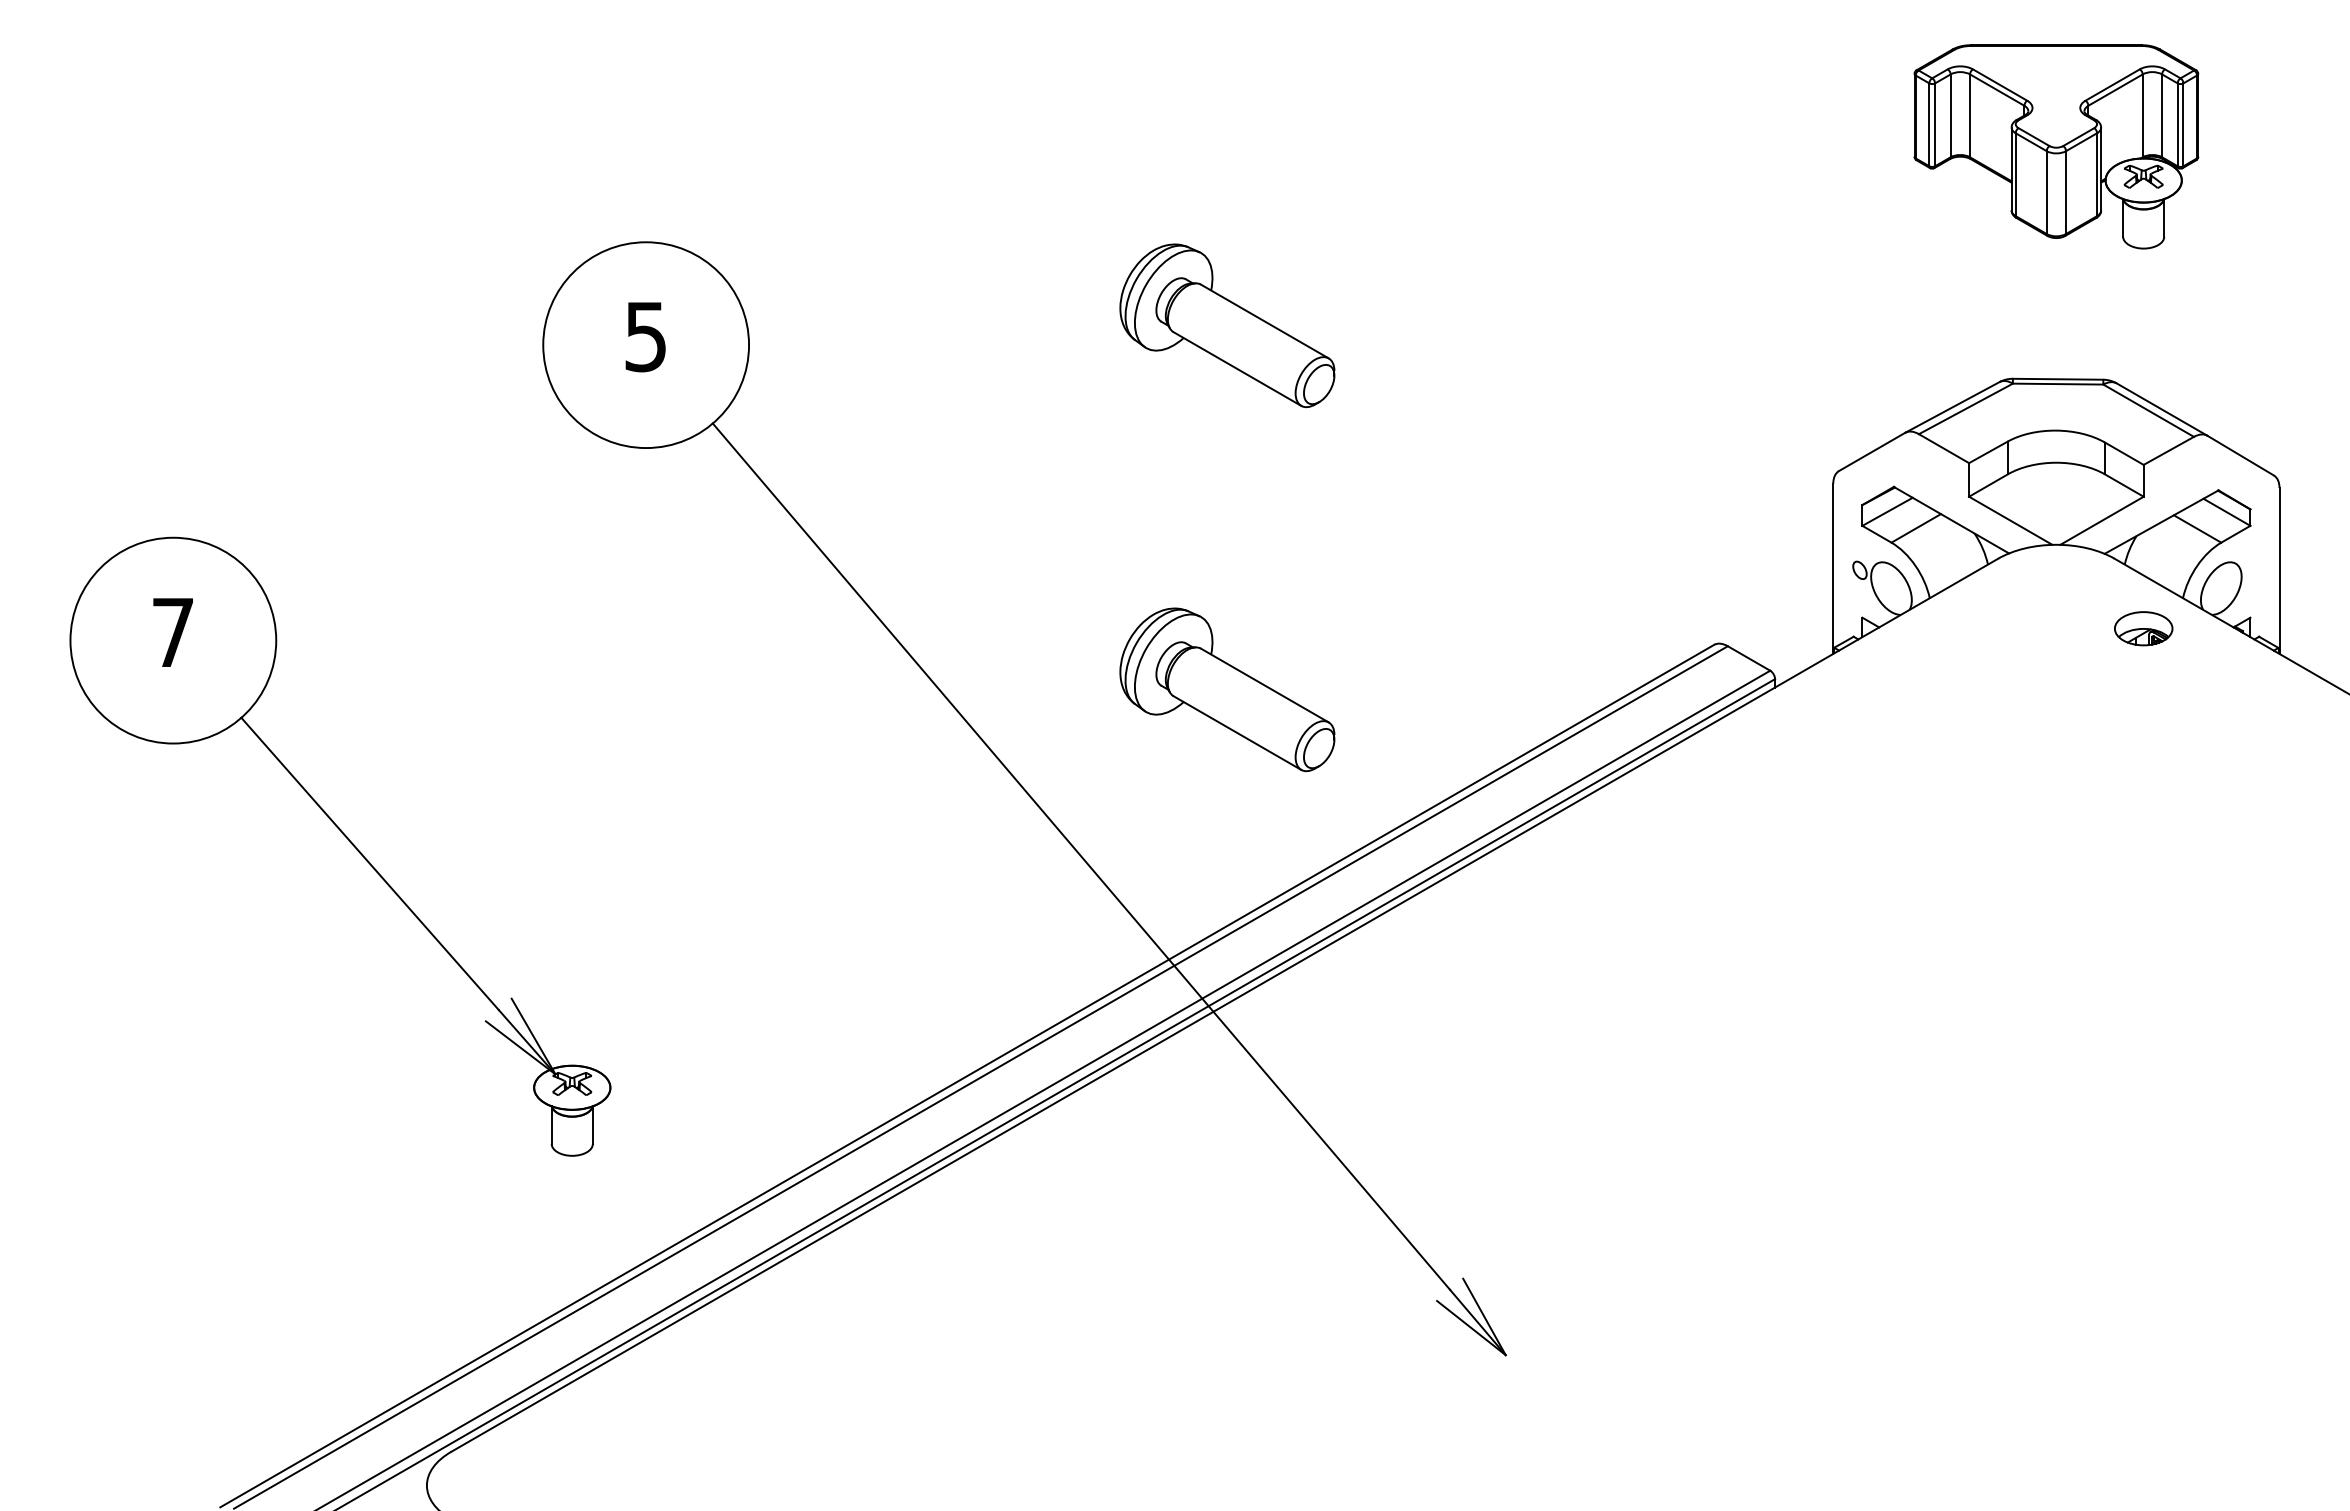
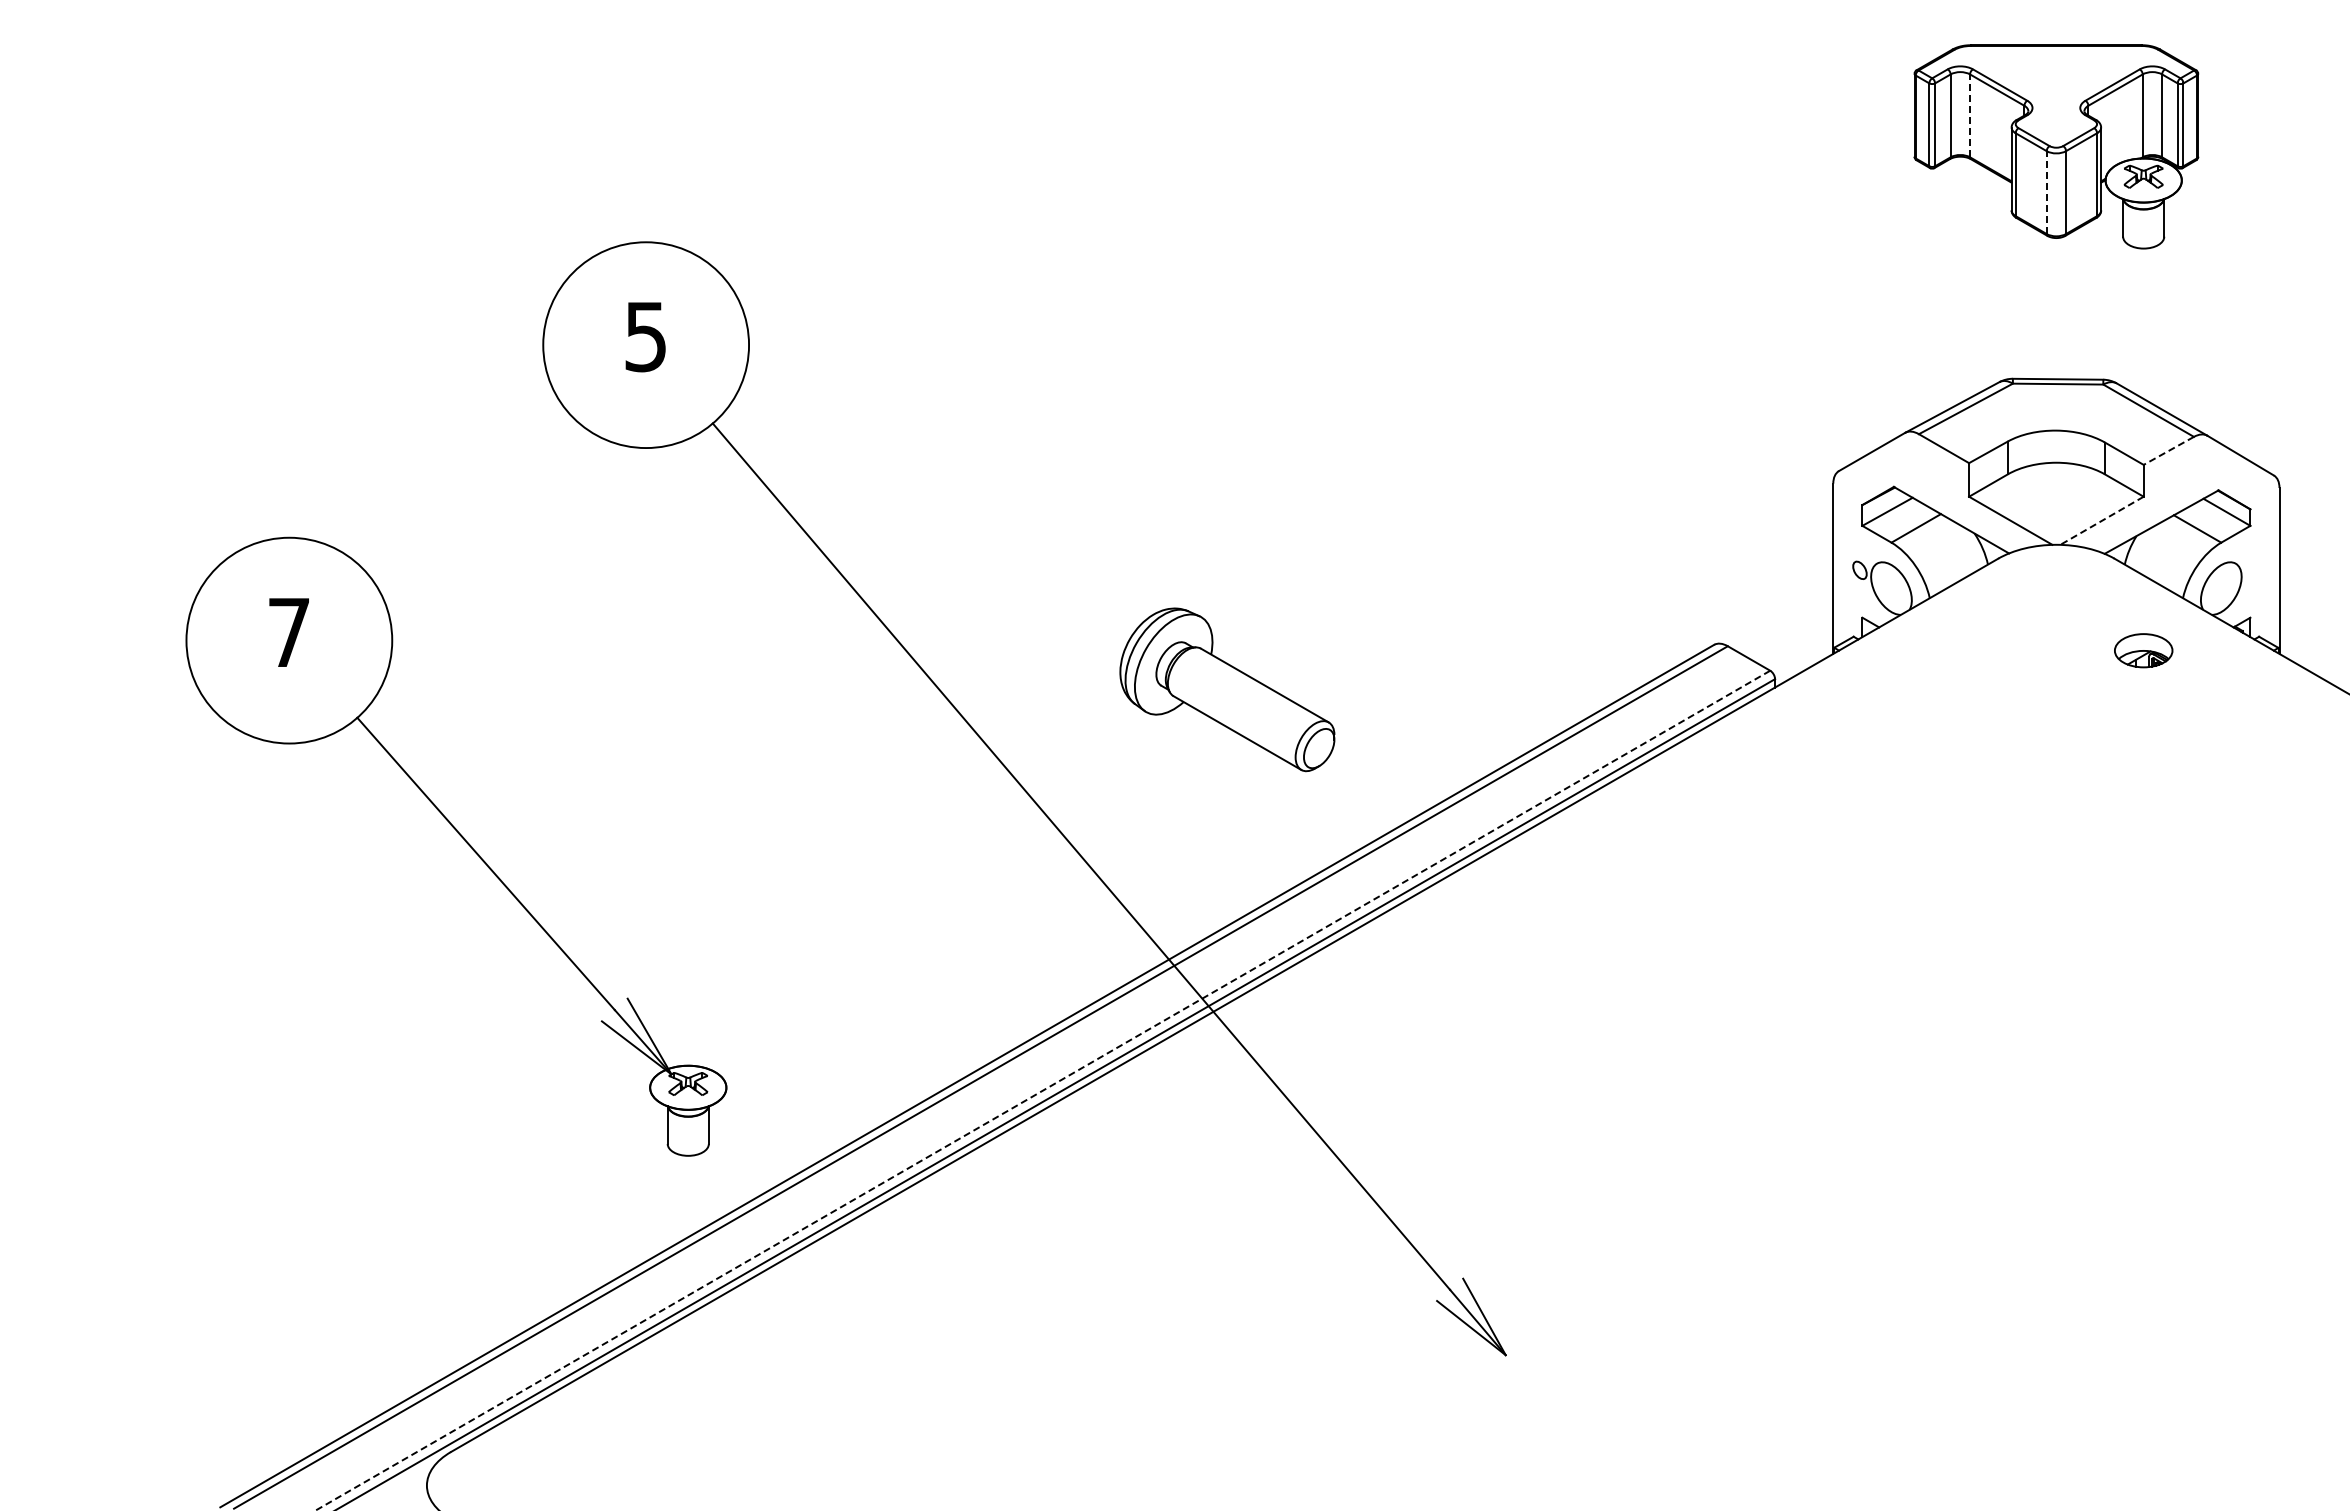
line: solid -> dashed (1970, 115)
line: solid -> dashed (2046, 192)
part: present -> none (1227, 325)
line: solid -> dashed (2168, 450)
line: solid -> dashed (2101, 521)
part position: (2143, 628) -> (2143, 650) (2143, 650)
part position: (349, 842) -> (465, 842) (465, 842)
line: solid -> dashed (1042, 1090)
